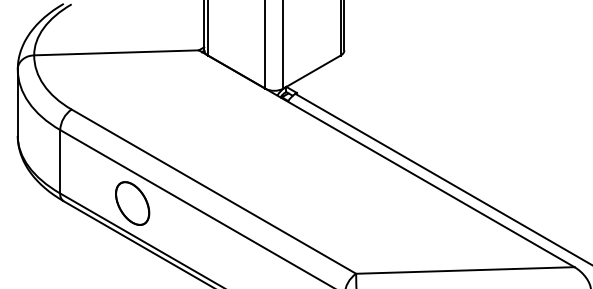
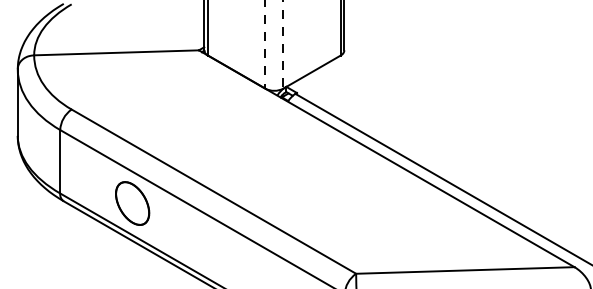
line: solid -> dashed (265, 44)
line: solid -> dashed (283, 44)
